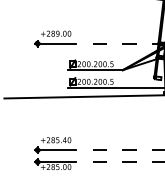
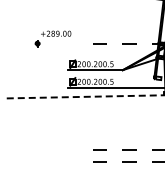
line: present -> none (55, 43)
line: solid -> dashed (84, 96)
part: present -> none (55, 153)
